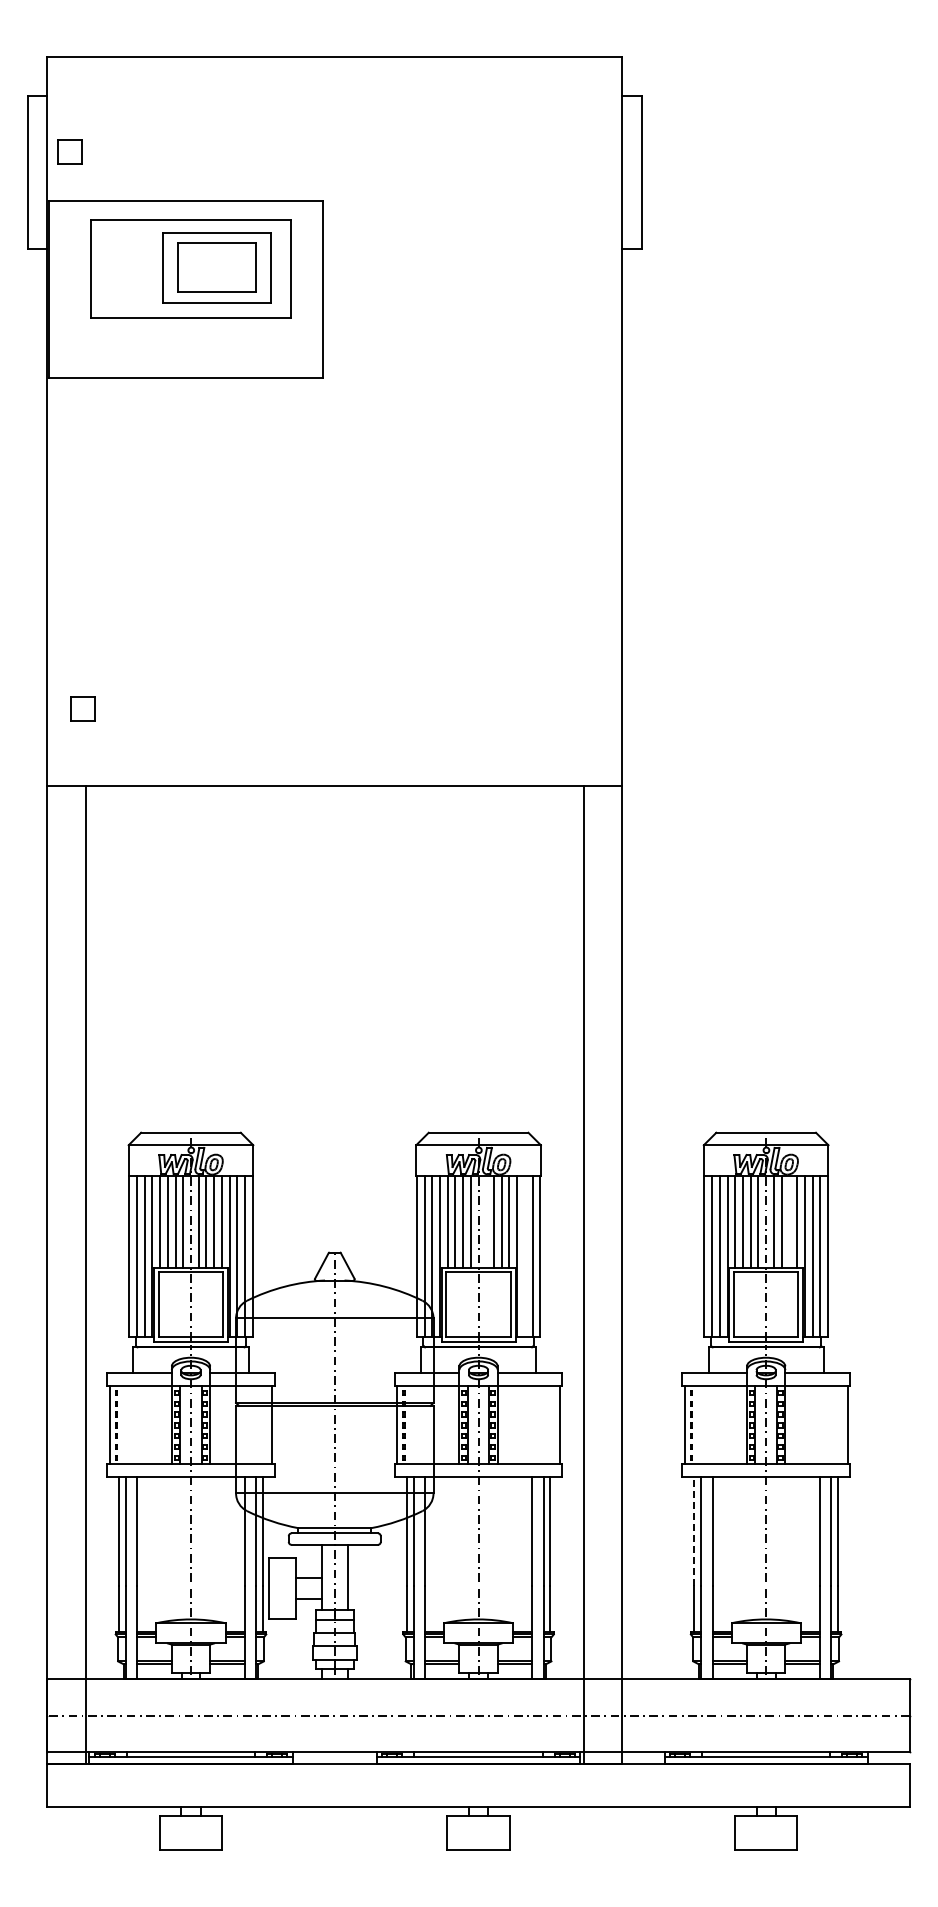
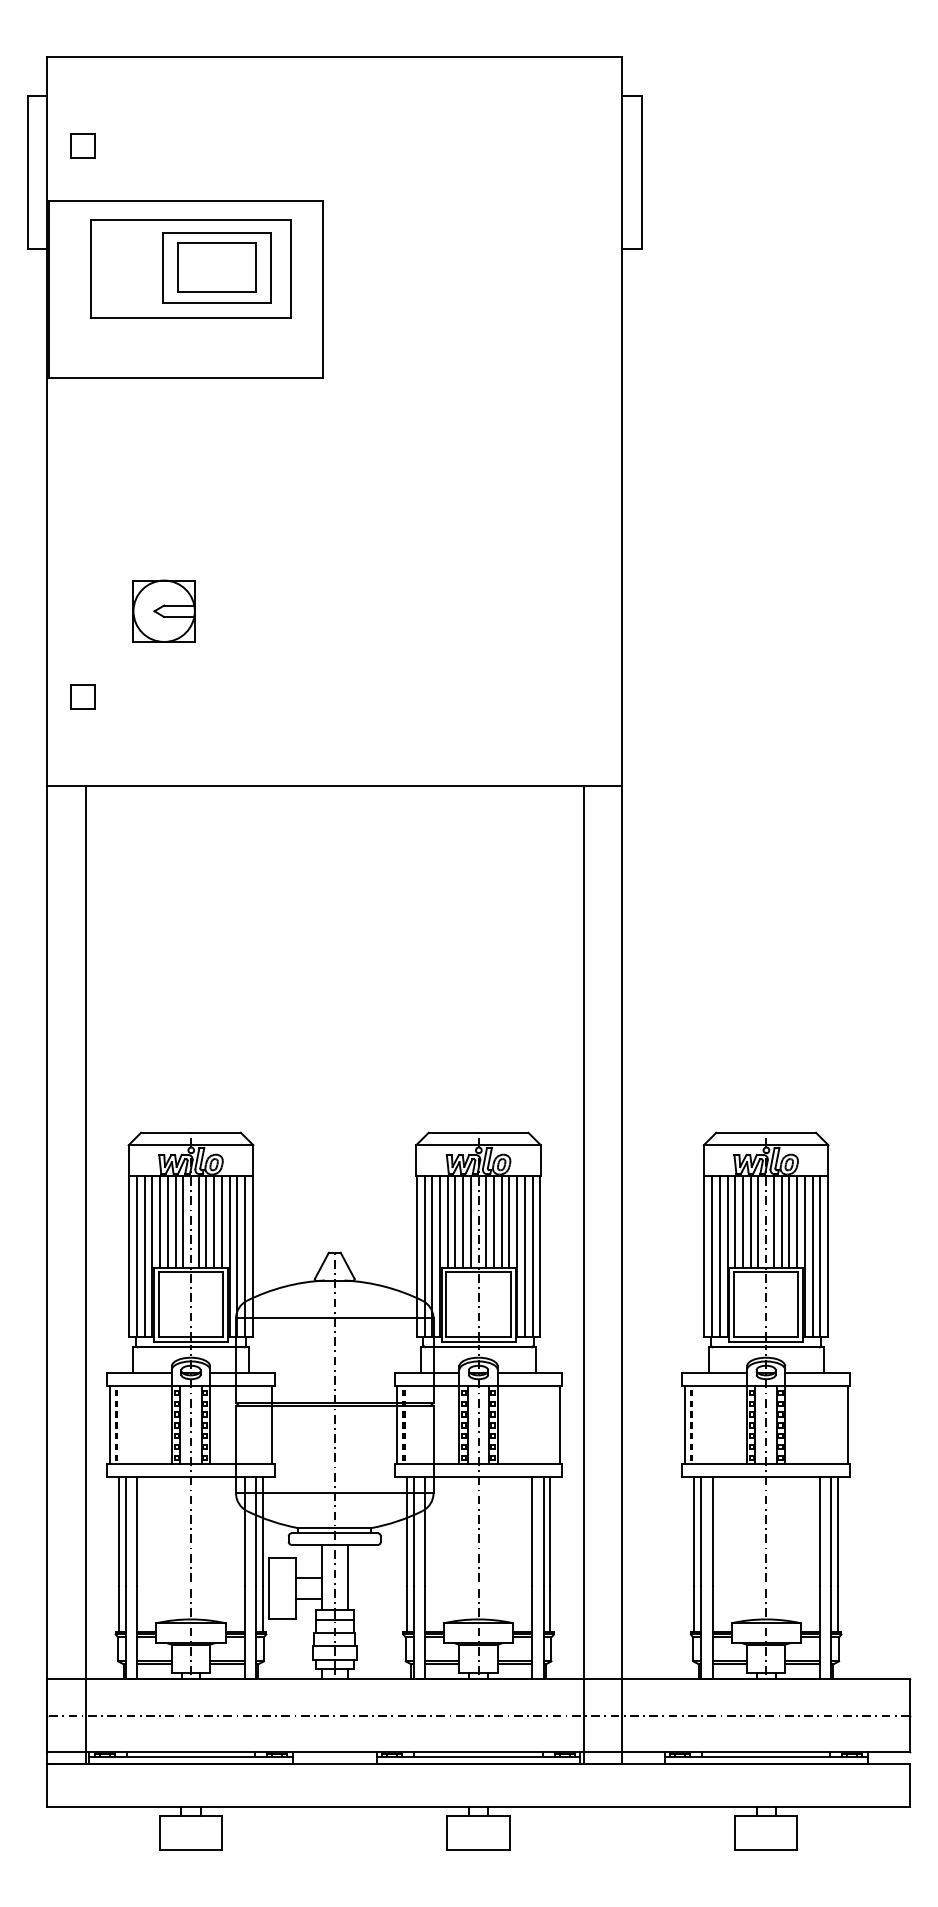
part position: (69, 151) -> (82, 145) (82, 145)
part: none -> present (163, 610)
part position: (82, 708) -> (82, 696) (82, 696)
line: none -> present (486, 1221)
line: none -> present (789, 1221)
line: none -> present (524, 1255)
line: dashed -> solid (694, 1531)
